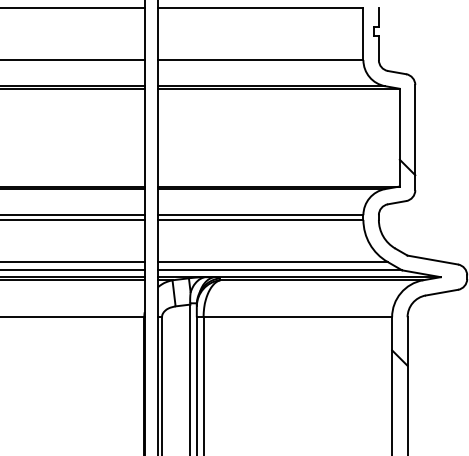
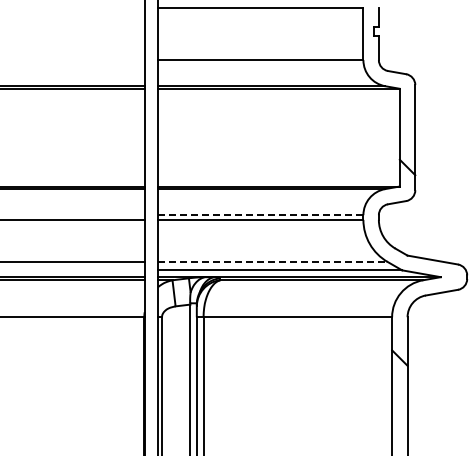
line: present -> none (73, 7)
line: present -> none (73, 60)
line: present -> none (73, 215)
line: solid -> dashed (260, 215)
line: solid -> dashed (272, 261)
line: present -> none (73, 270)
